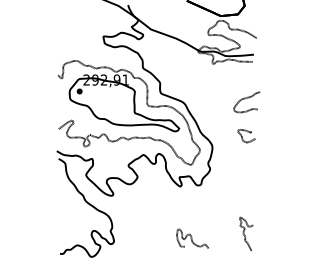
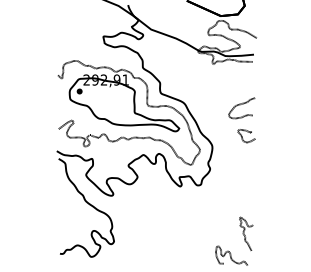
curve position: (245, 99) -> (240, 105) (240, 105)
curve position: (192, 238) -> (231, 255) (231, 255)
